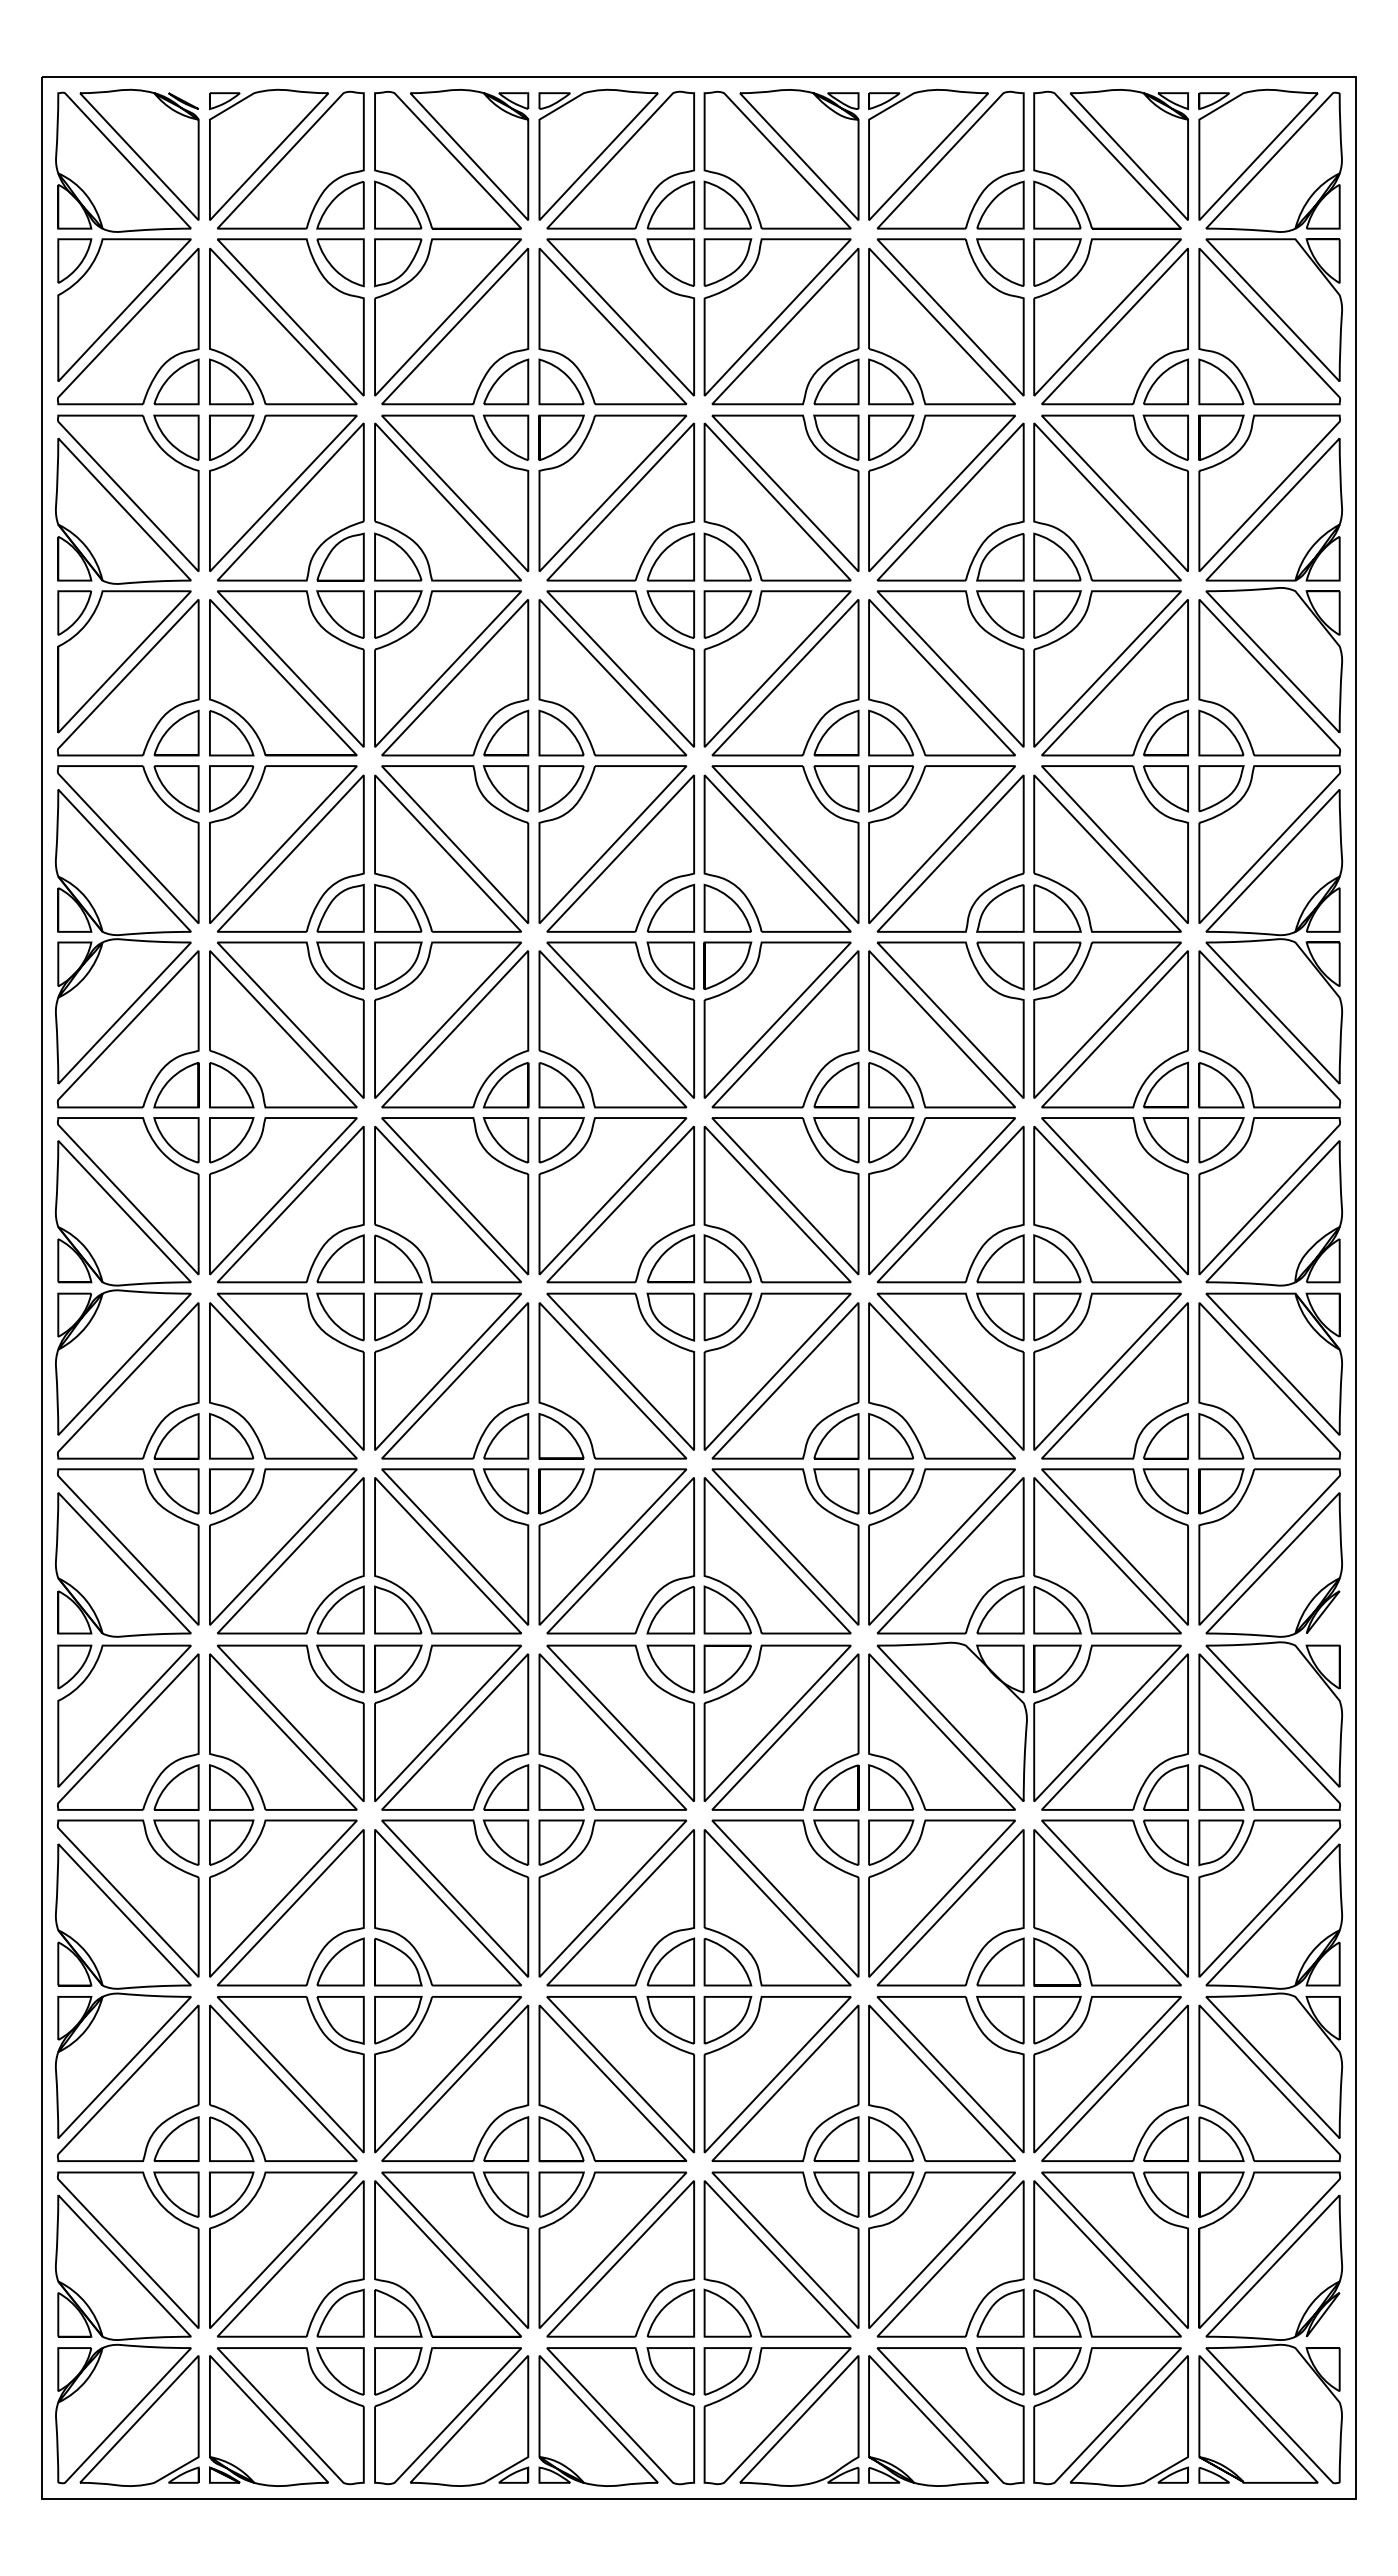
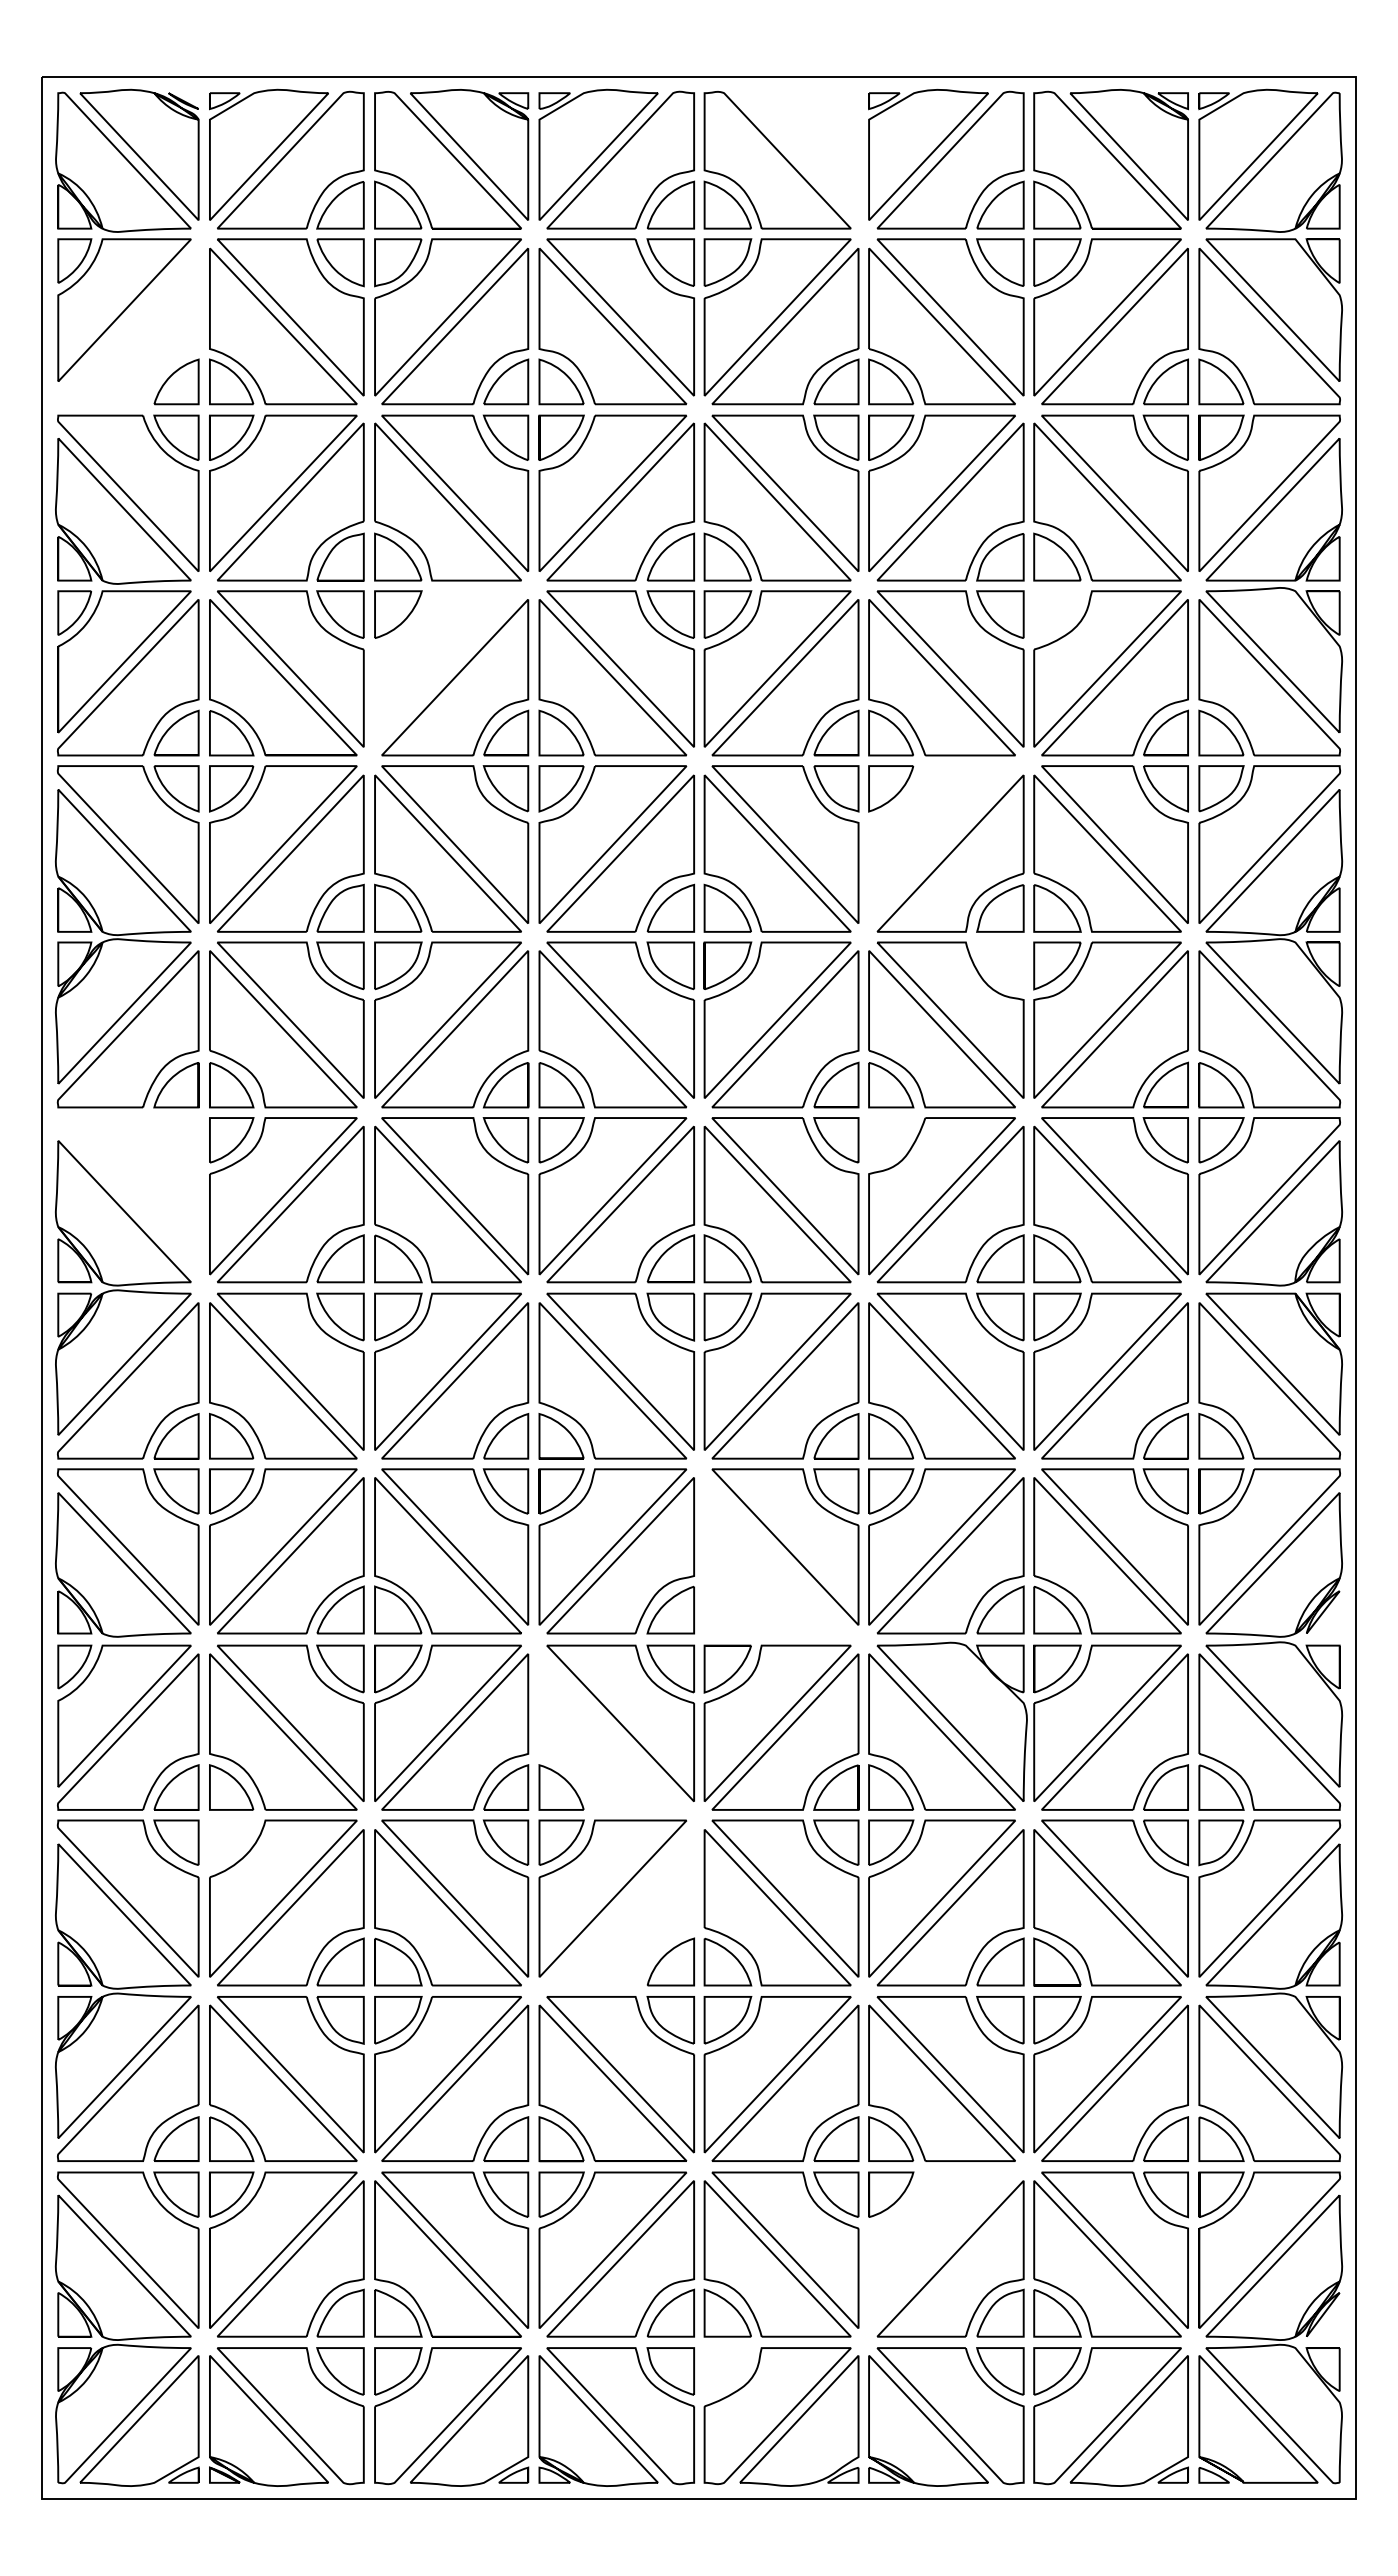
part: present -> none (799, 154)
part: present -> none (128, 326)
part: present -> none (1057, 614)
part: present -> none (447, 668)
part: present -> none (941, 844)
part: present -> none (1000, 965)
part: present -> none (891, 1140)
part: present -> none (128, 1196)
part: present -> none (777, 1555)
part: present -> none (612, 1731)
part: present -> none (231, 1842)
part: present -> none (620, 1907)
part: present -> none (941, 2249)
part: present -> none (727, 2371)
